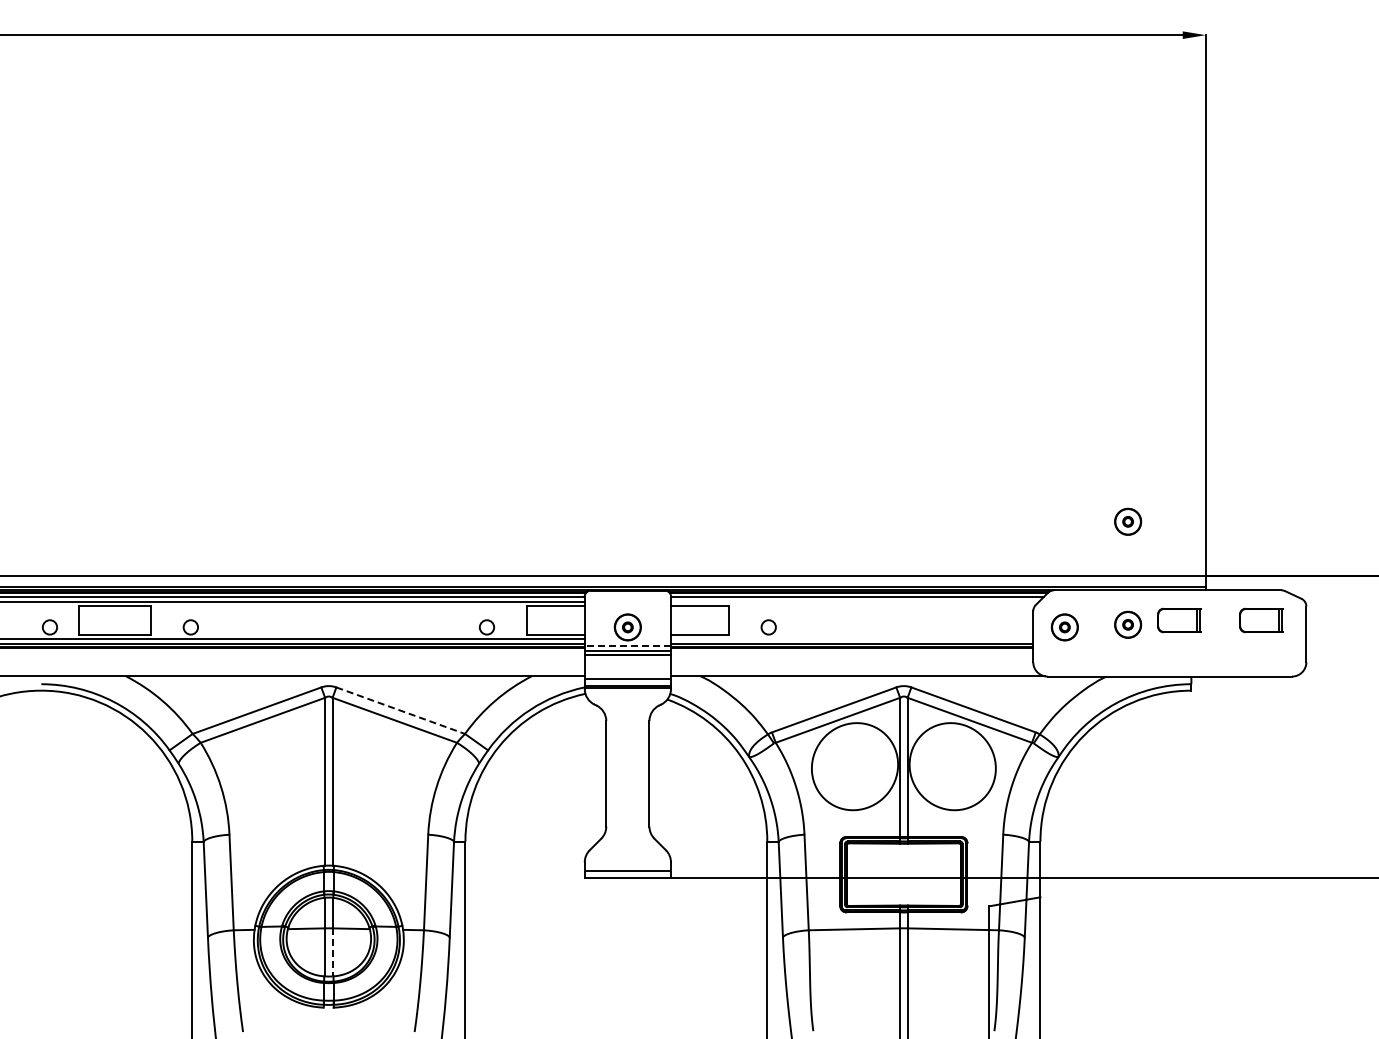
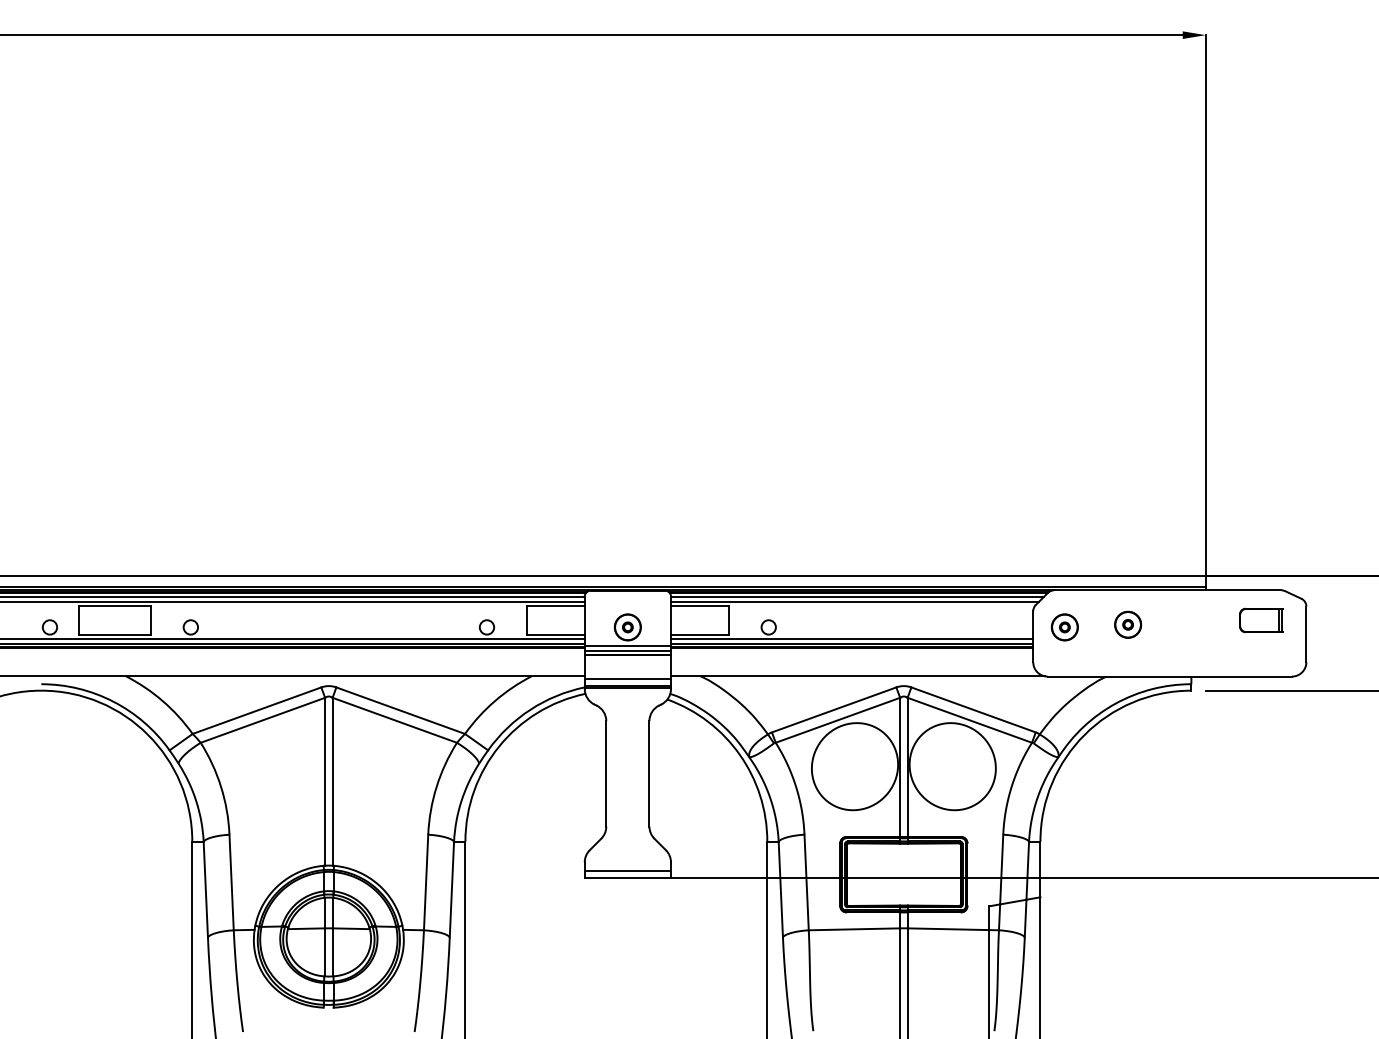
part: present -> none (1128, 521)
line: none -> present (855, 601)
part: present -> none (1179, 620)
line: none -> present (852, 638)
line: dashed -> solid (627, 646)
line: none -> present (1290, 690)
line: dashed -> solid (401, 710)
line: dashed -> solid (332, 952)
